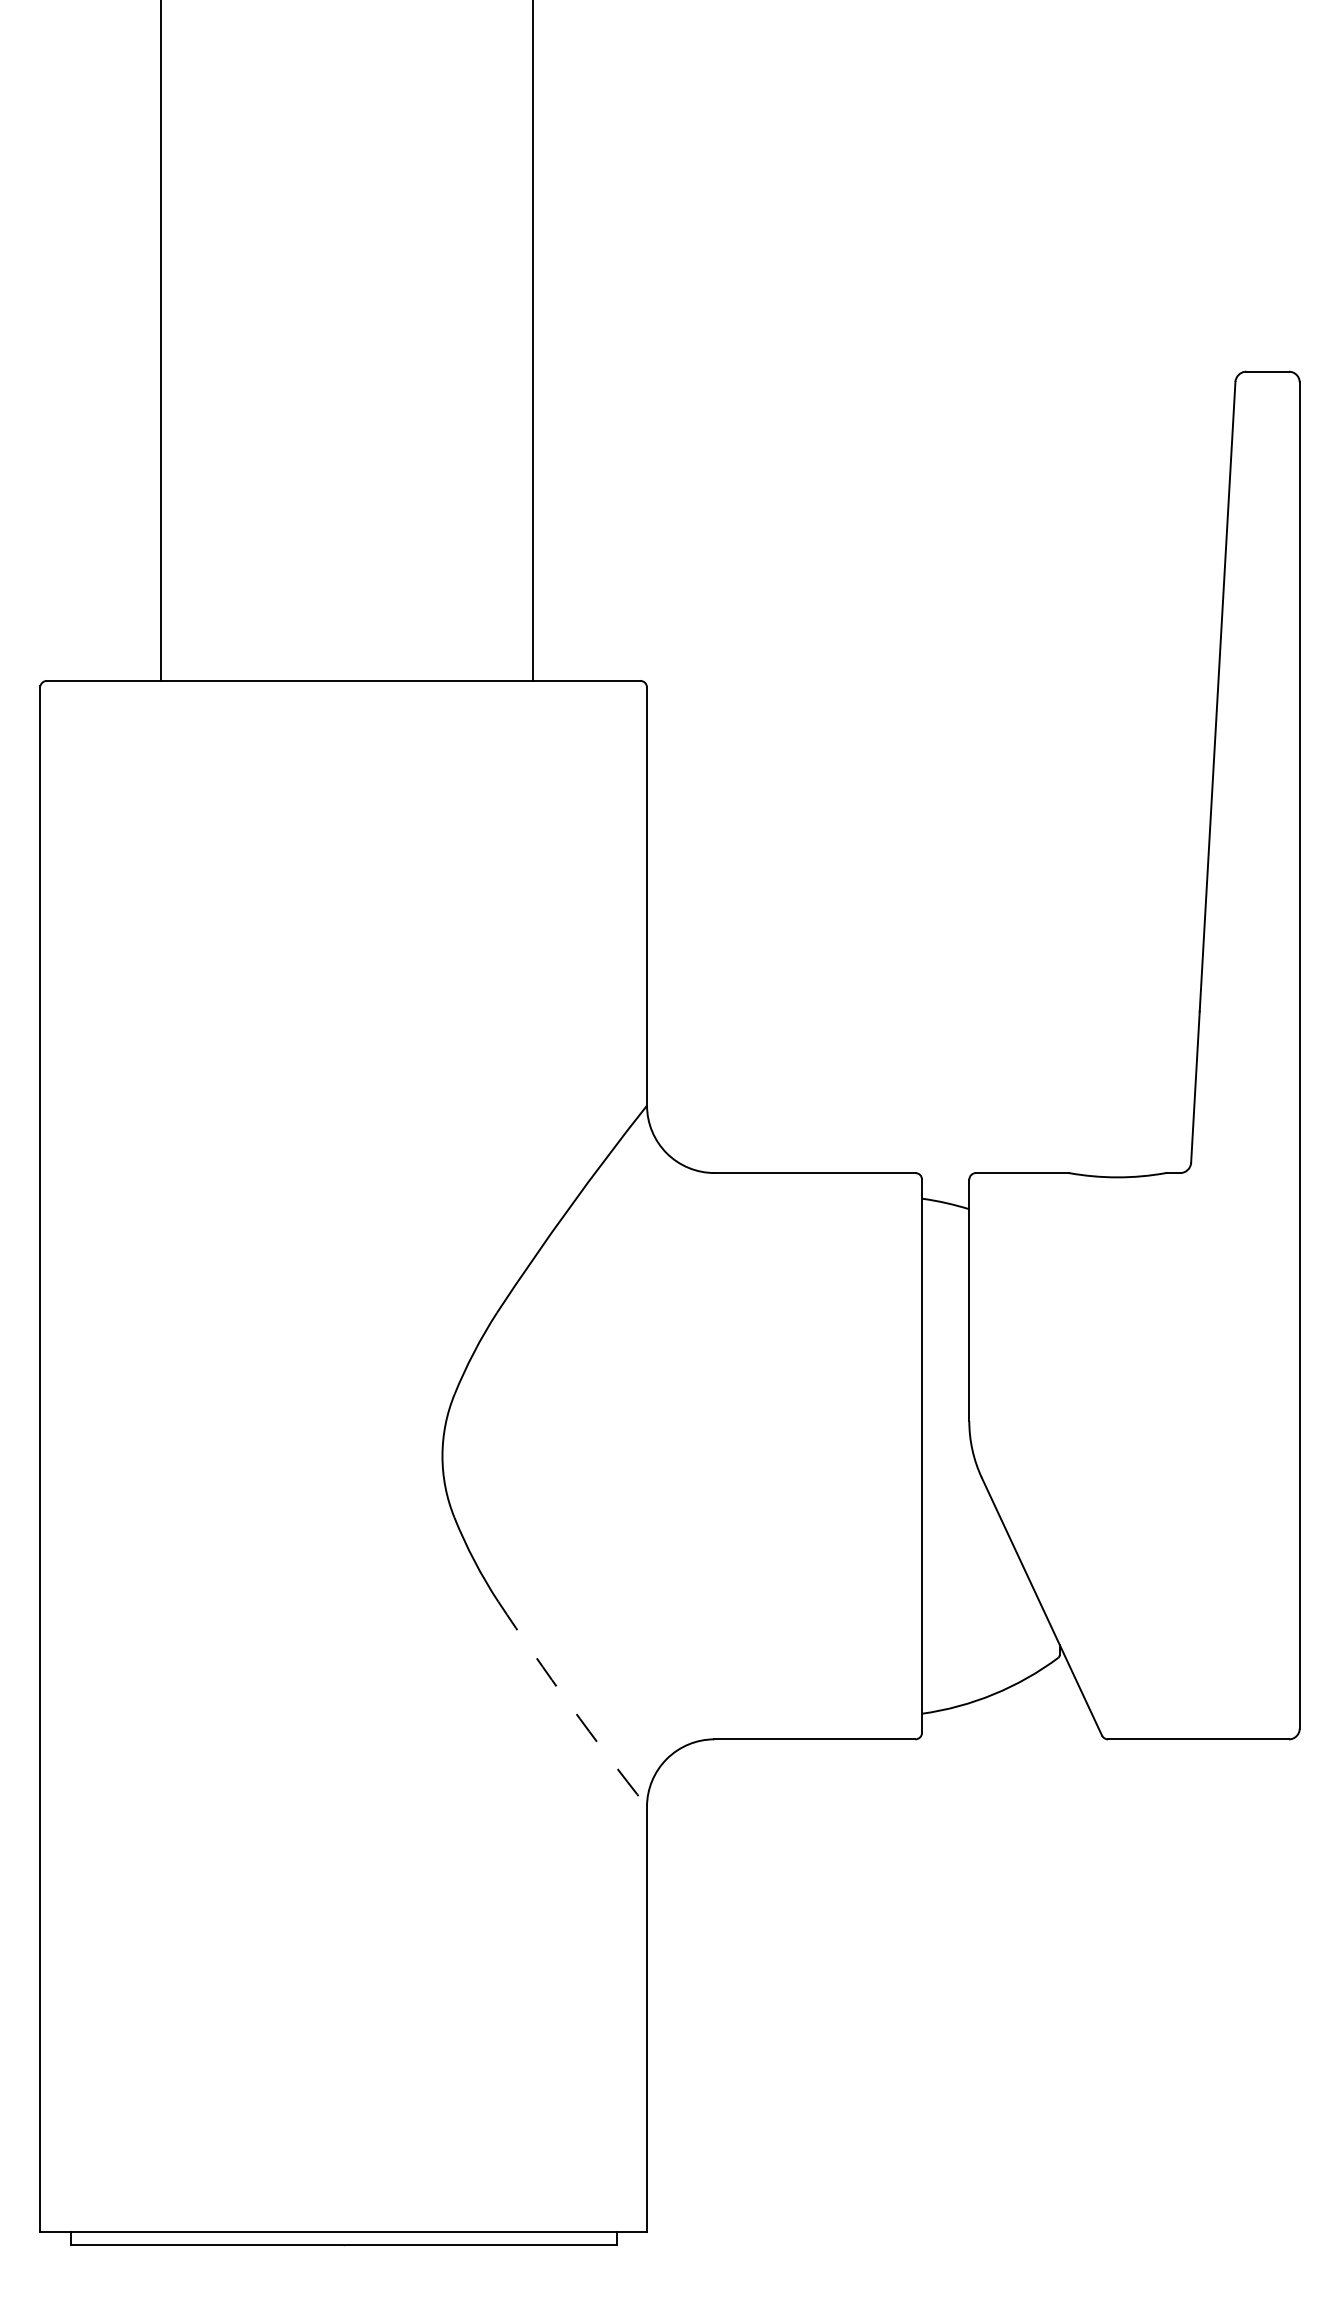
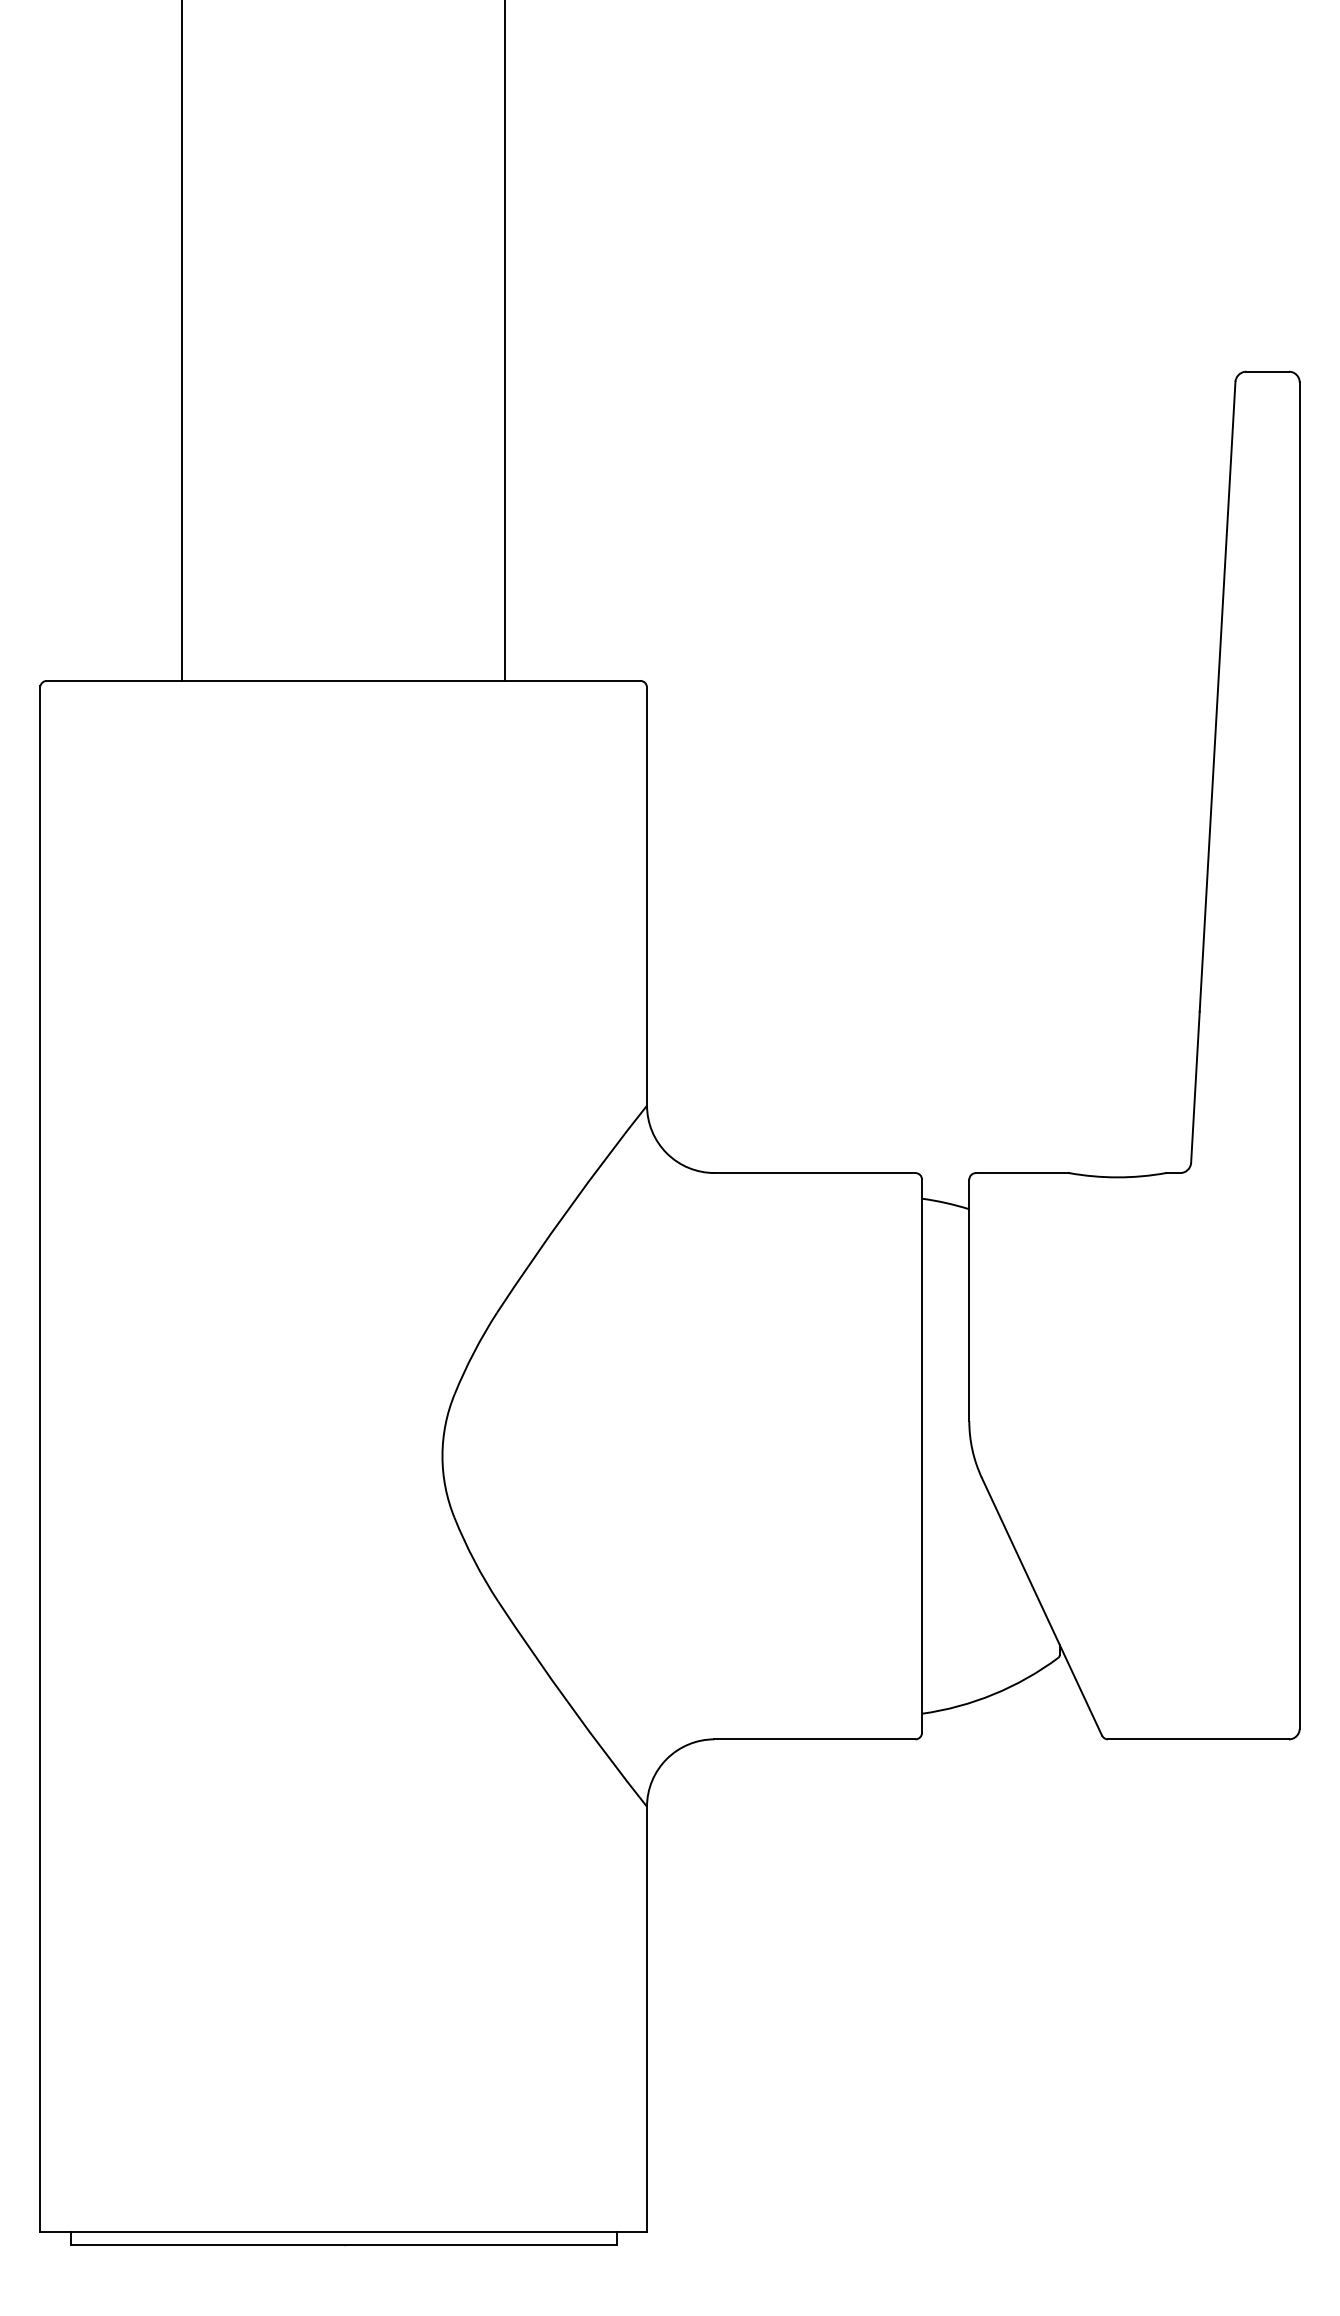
line position: (160, 341) -> (181, 341) (181, 341)
line position: (533, 341) -> (505, 341) (505, 341)
arc: dashed -> solid (570, 1705)
